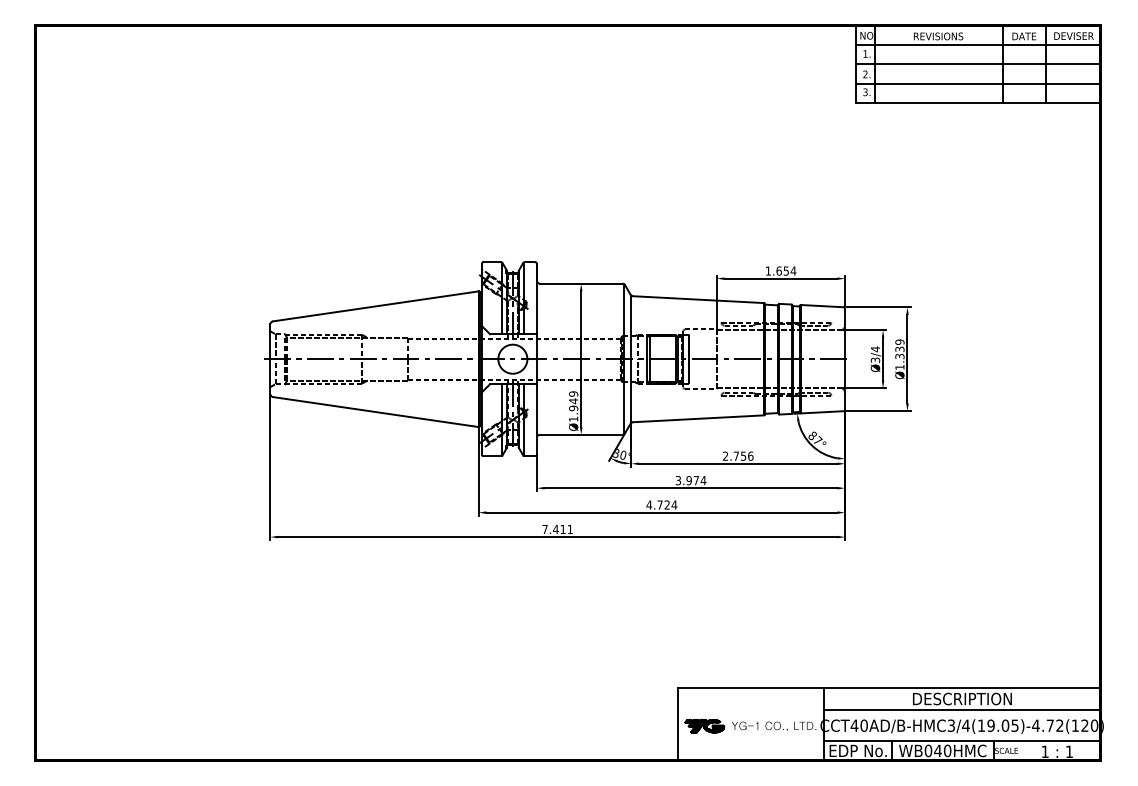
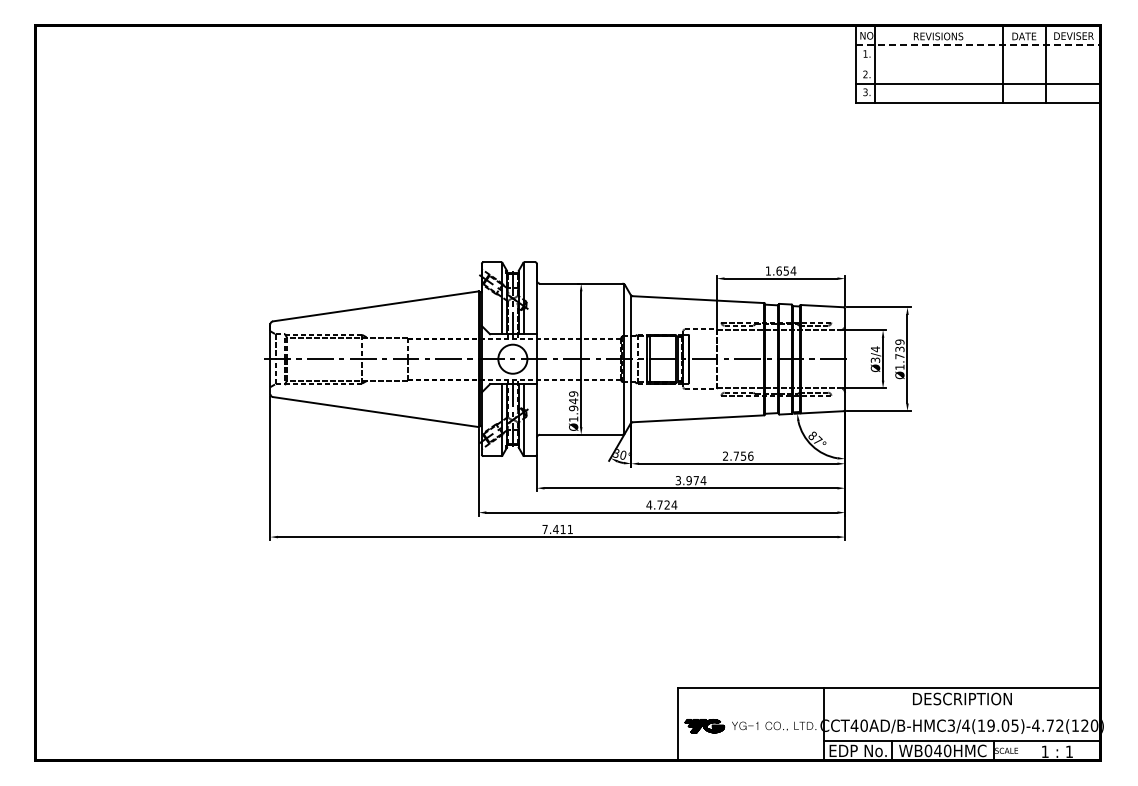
line: solid -> dashed (978, 44)
line: present -> none (978, 64)
text: Ø1.339 -> Ø1.739 (899, 356)
line: present -> none (962, 710)
